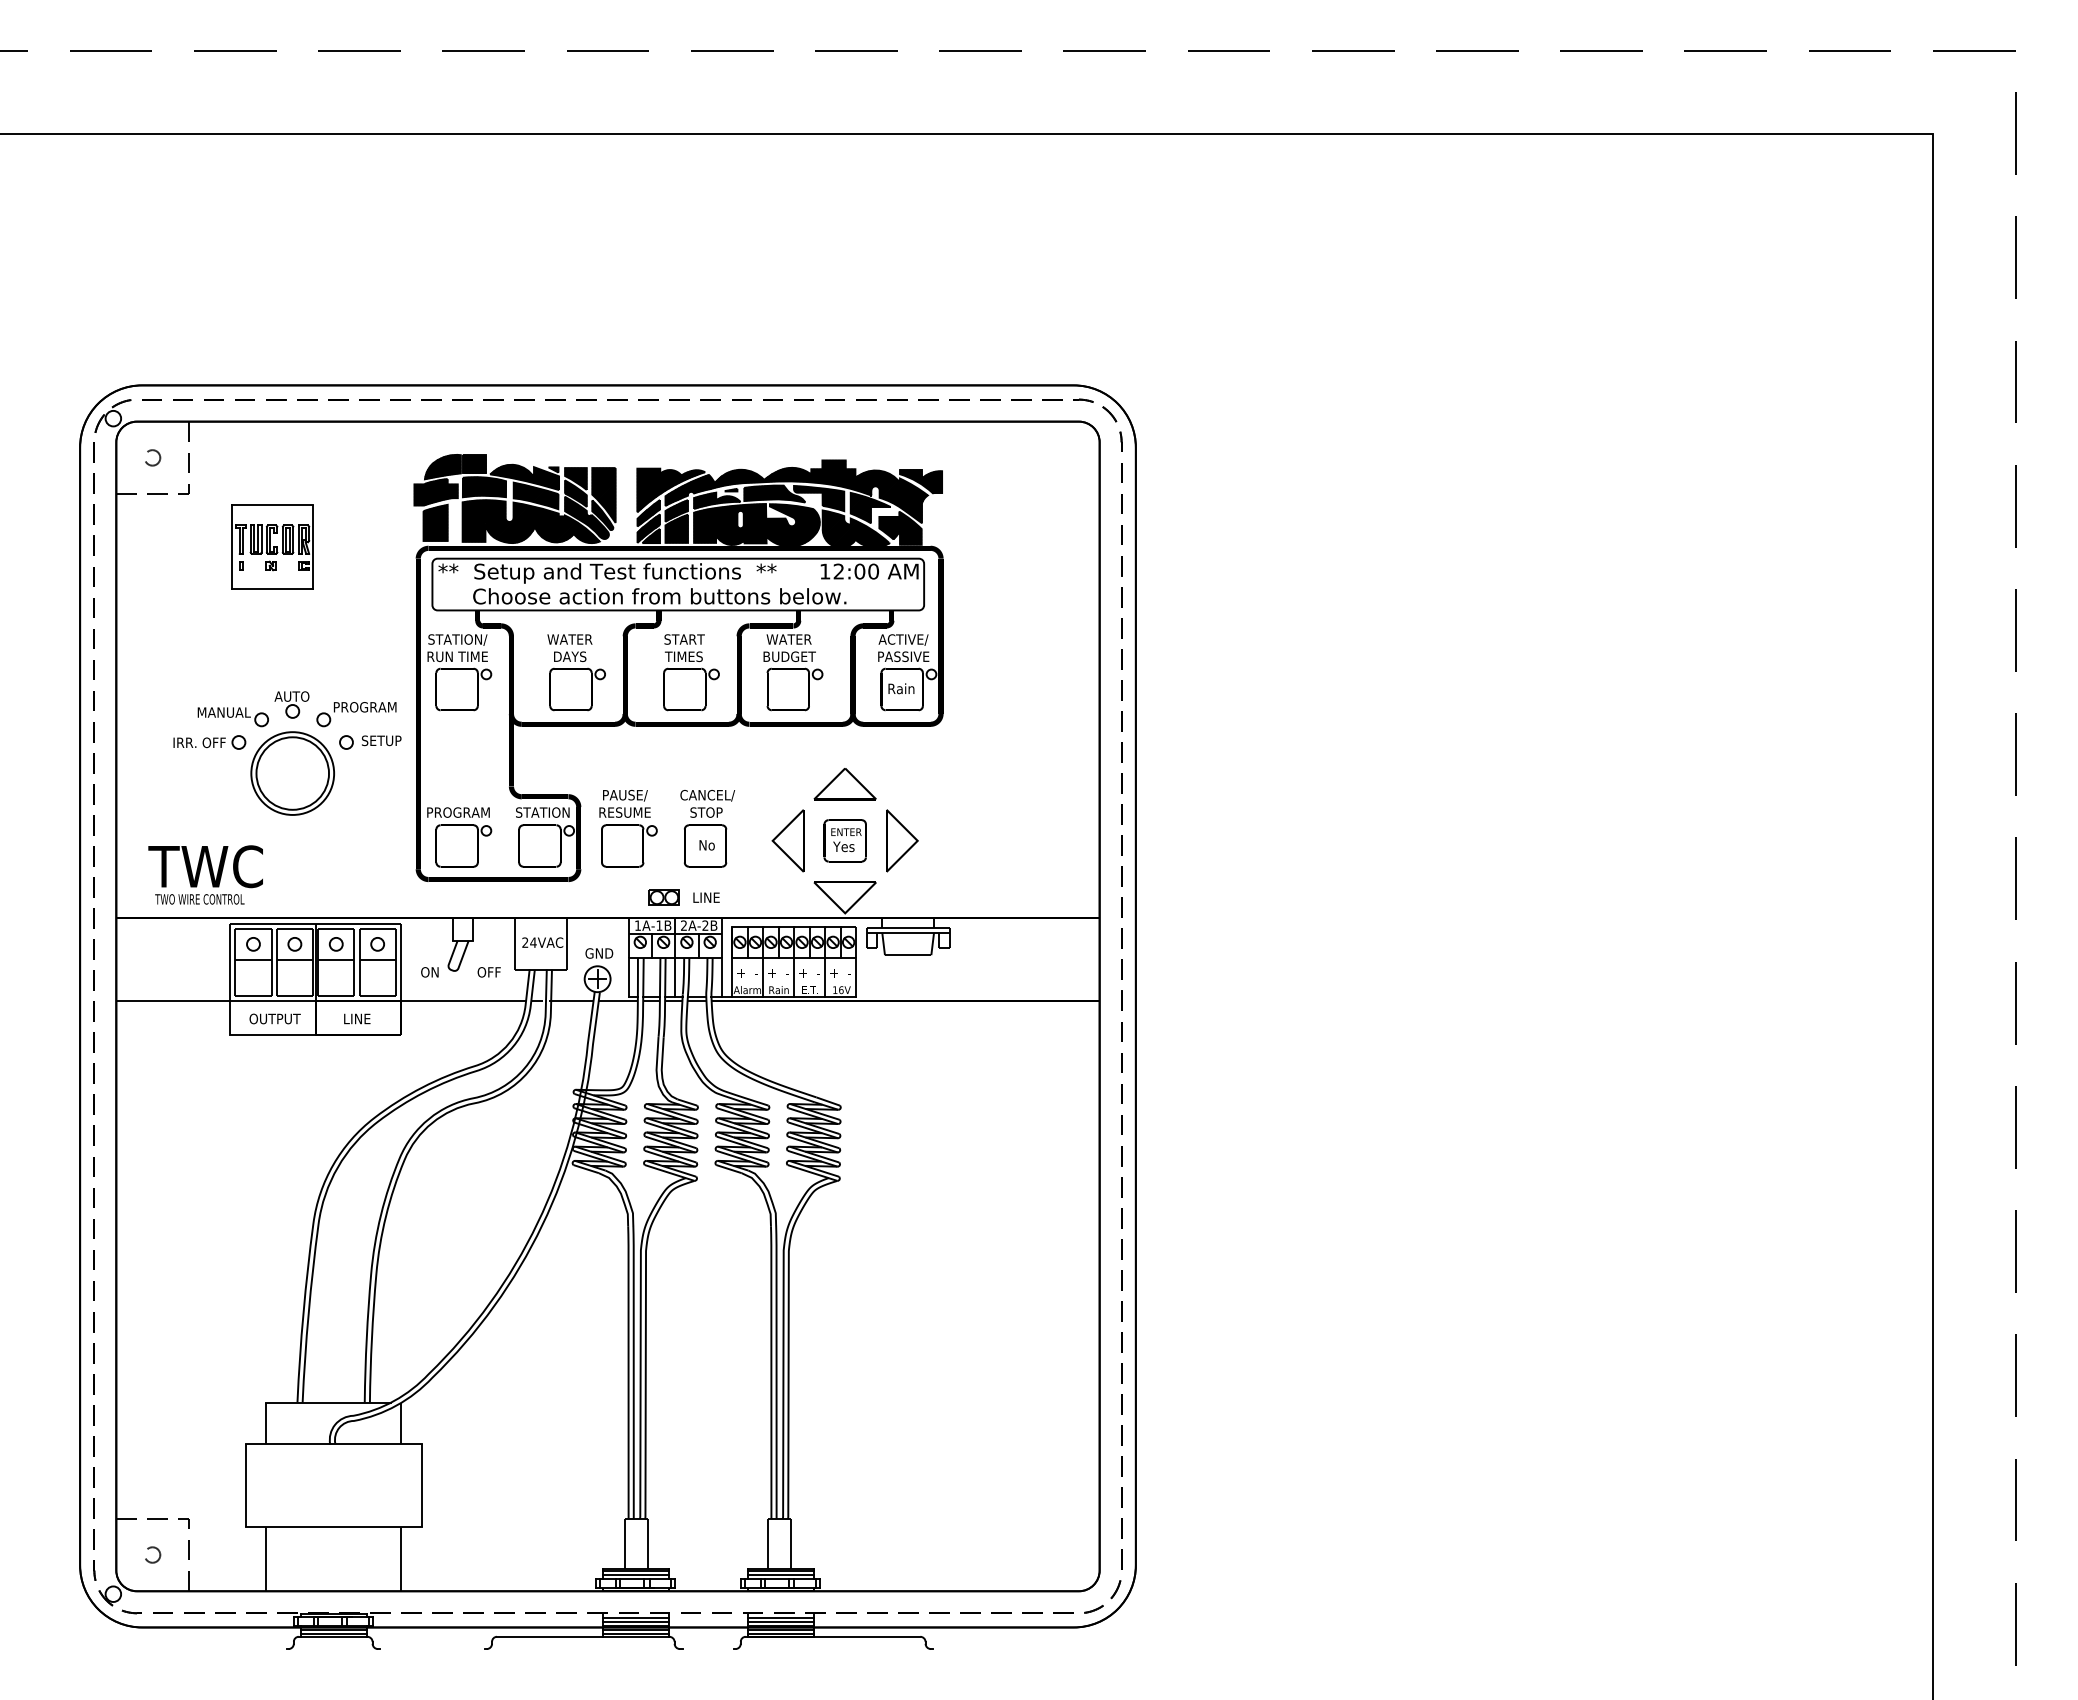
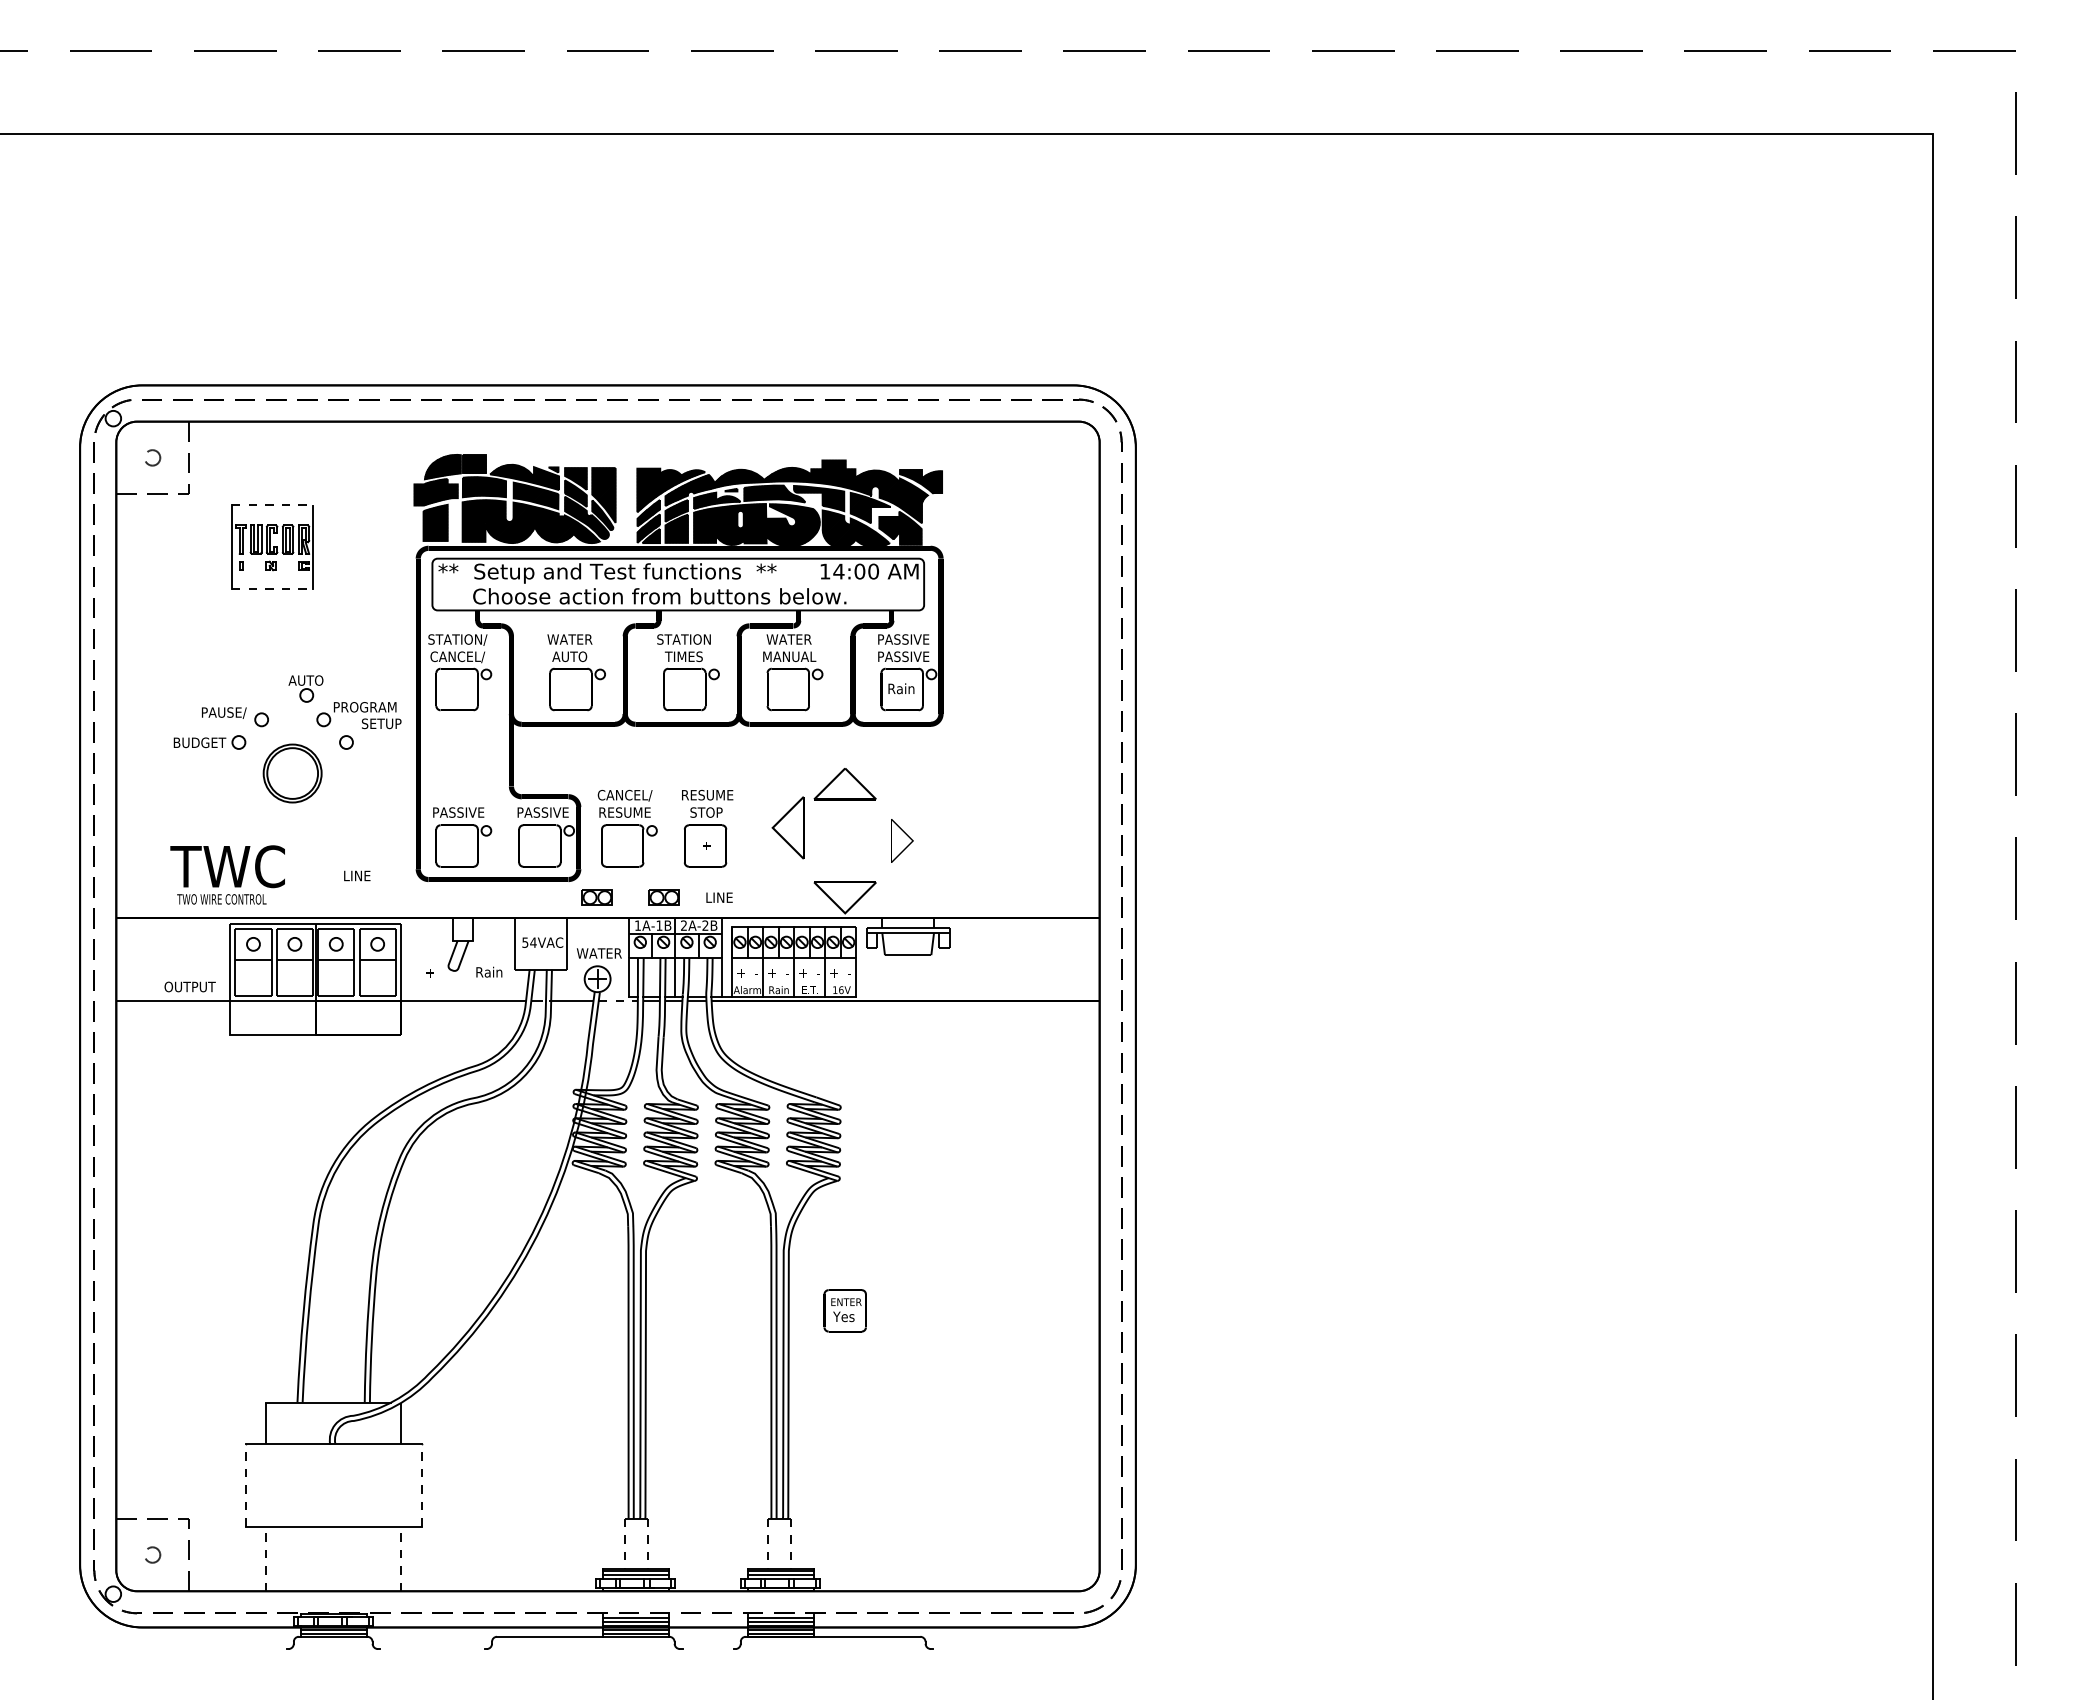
line: solid -> dashed (273, 505)
text: 12:00 -> 14:00 (838, 571)
line: solid -> dashed (272, 589)
text: START -> STATION (683, 639)
text: ACTIVE/ -> PASSIVE (903, 639)
text: DAYS -> AUTO (569, 656)
text: BUDGET -> MANUAL (789, 656)
text: RUN TIME -> CANCEL/ (457, 657)
part position: (291, 704) -> (305, 688) (305, 688)
text: MANUAL -> PAUSE/ (223, 712)
text position: (381, 740) -> (381, 723) (381, 723)
text: IRR. OFF -> BUDGET (199, 742)
part size: 85x85 px -> 61x61 px (292, 773)
text: PAUSE/ -> CANCEL/ (624, 795)
text: CANCEL/ -> RESUME (707, 795)
text: PROGRAM -> PASSIVE (458, 812)
text: STATION -> PASSIVE (542, 812)
part position: (787, 840) -> (787, 827) (787, 827)
text position: (844, 840) -> (844, 1310) (844, 1310)
part size: 33x64 px -> 23x44 px (902, 840)
text: No -> + (706, 845)
text position: (205, 874) -> (227, 874) (227, 874)
part: none -> present (596, 897)
text position: (706, 897) -> (719, 897) (719, 897)
text: 24VAC -> 54VAC (525, 942)
text: GND -> WATER (598, 953)
text: OFF -> Rain (489, 971)
text: ON -> + (429, 972)
line: solid -> dashed (619, 1001)
text position: (274, 1018) -> (189, 986) (189, 986)
text position: (357, 1018) -> (357, 875) (357, 875)
line: solid -> dashed (245, 1484)
line: solid -> dashed (421, 1484)
line: solid -> dashed (625, 1543)
line: solid -> dashed (648, 1543)
line: solid -> dashed (767, 1543)
line: solid -> dashed (791, 1543)
line: solid -> dashed (266, 1558)
line: solid -> dashed (400, 1558)
